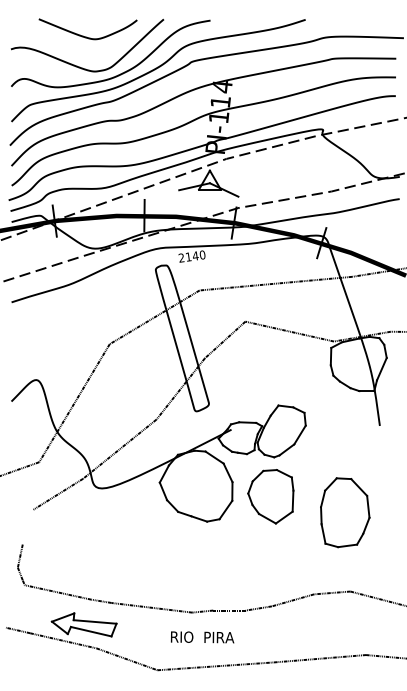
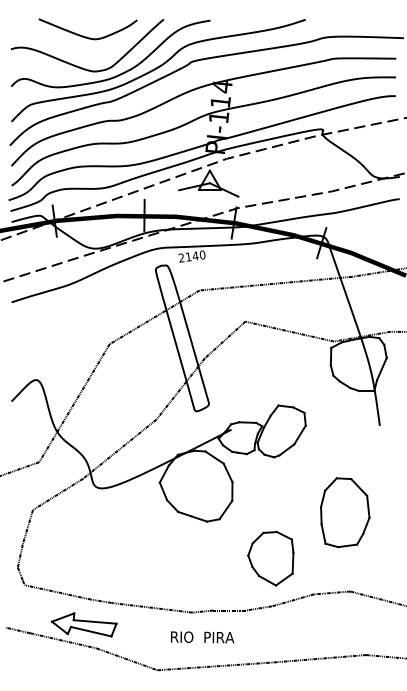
part position: (270, 496) -> (270, 558) (270, 558)
line: none -> present (27, 527)
